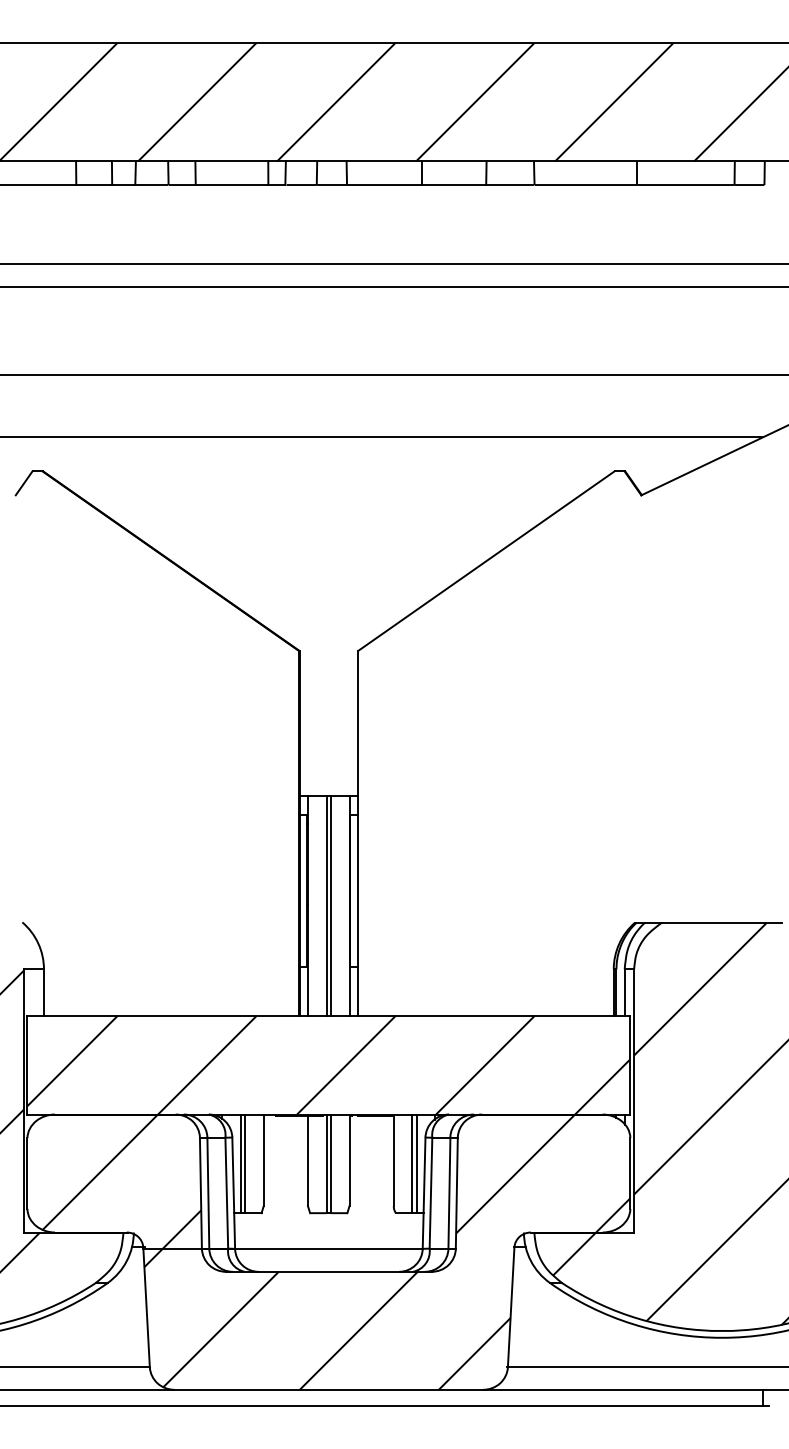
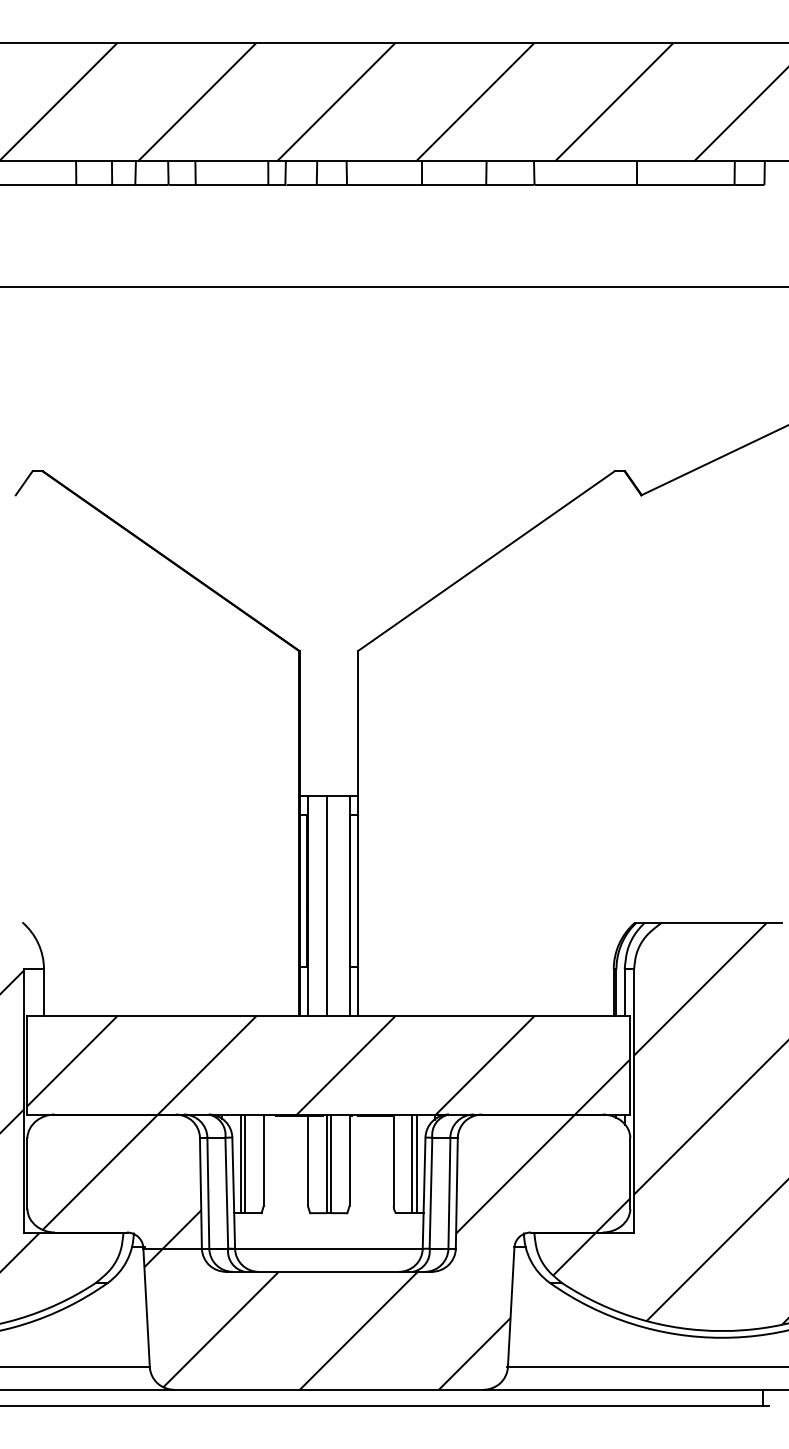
line: present -> none (393, 264)
line: present -> none (393, 375)
line: present -> none (382, 437)
line: present -> none (330, 906)
